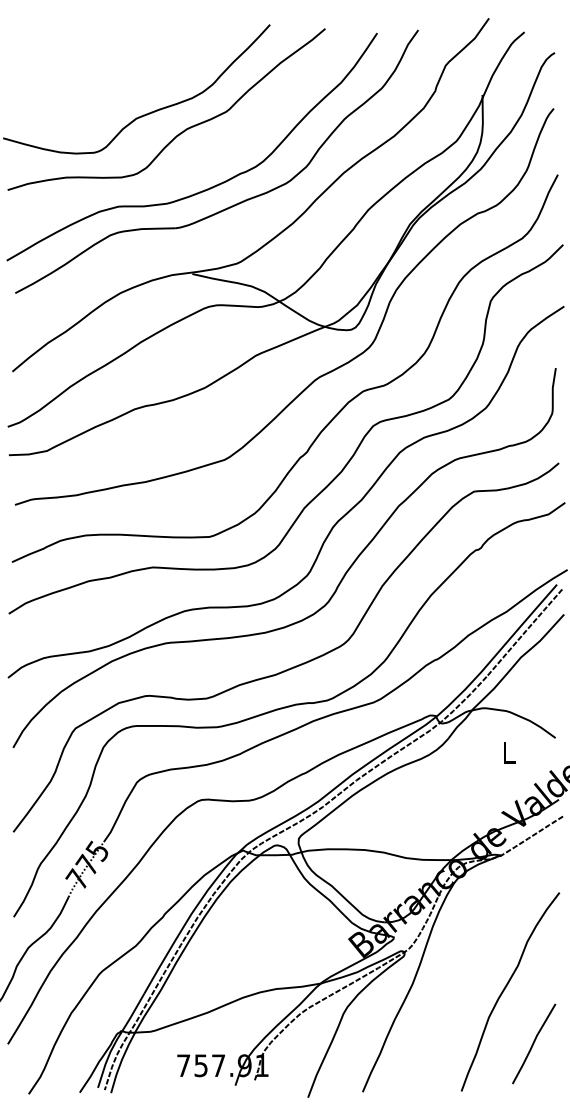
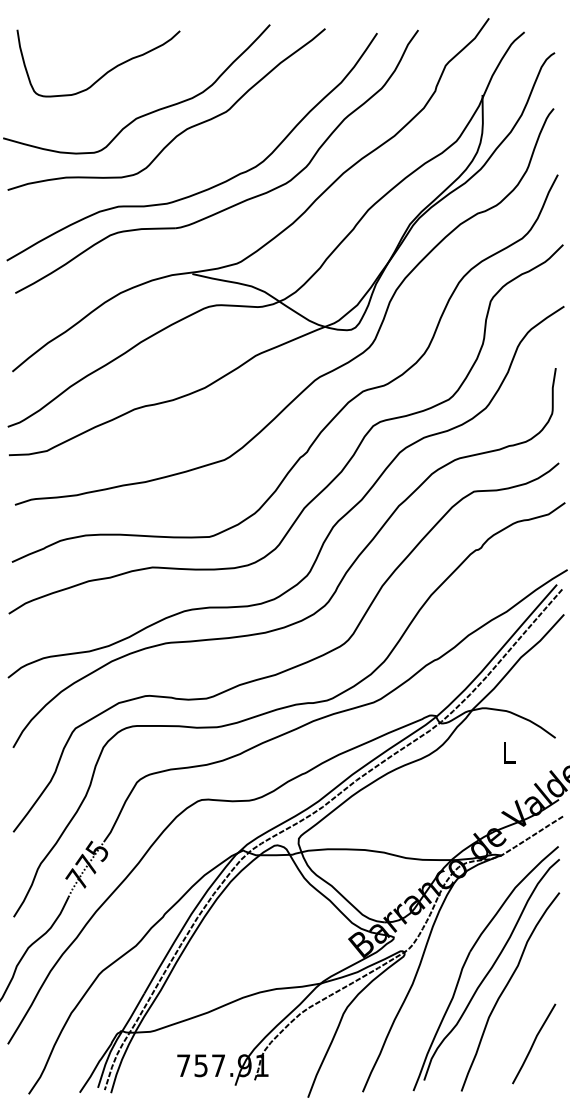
curve: none -> present (105, 72)
part: none -> present (485, 968)
